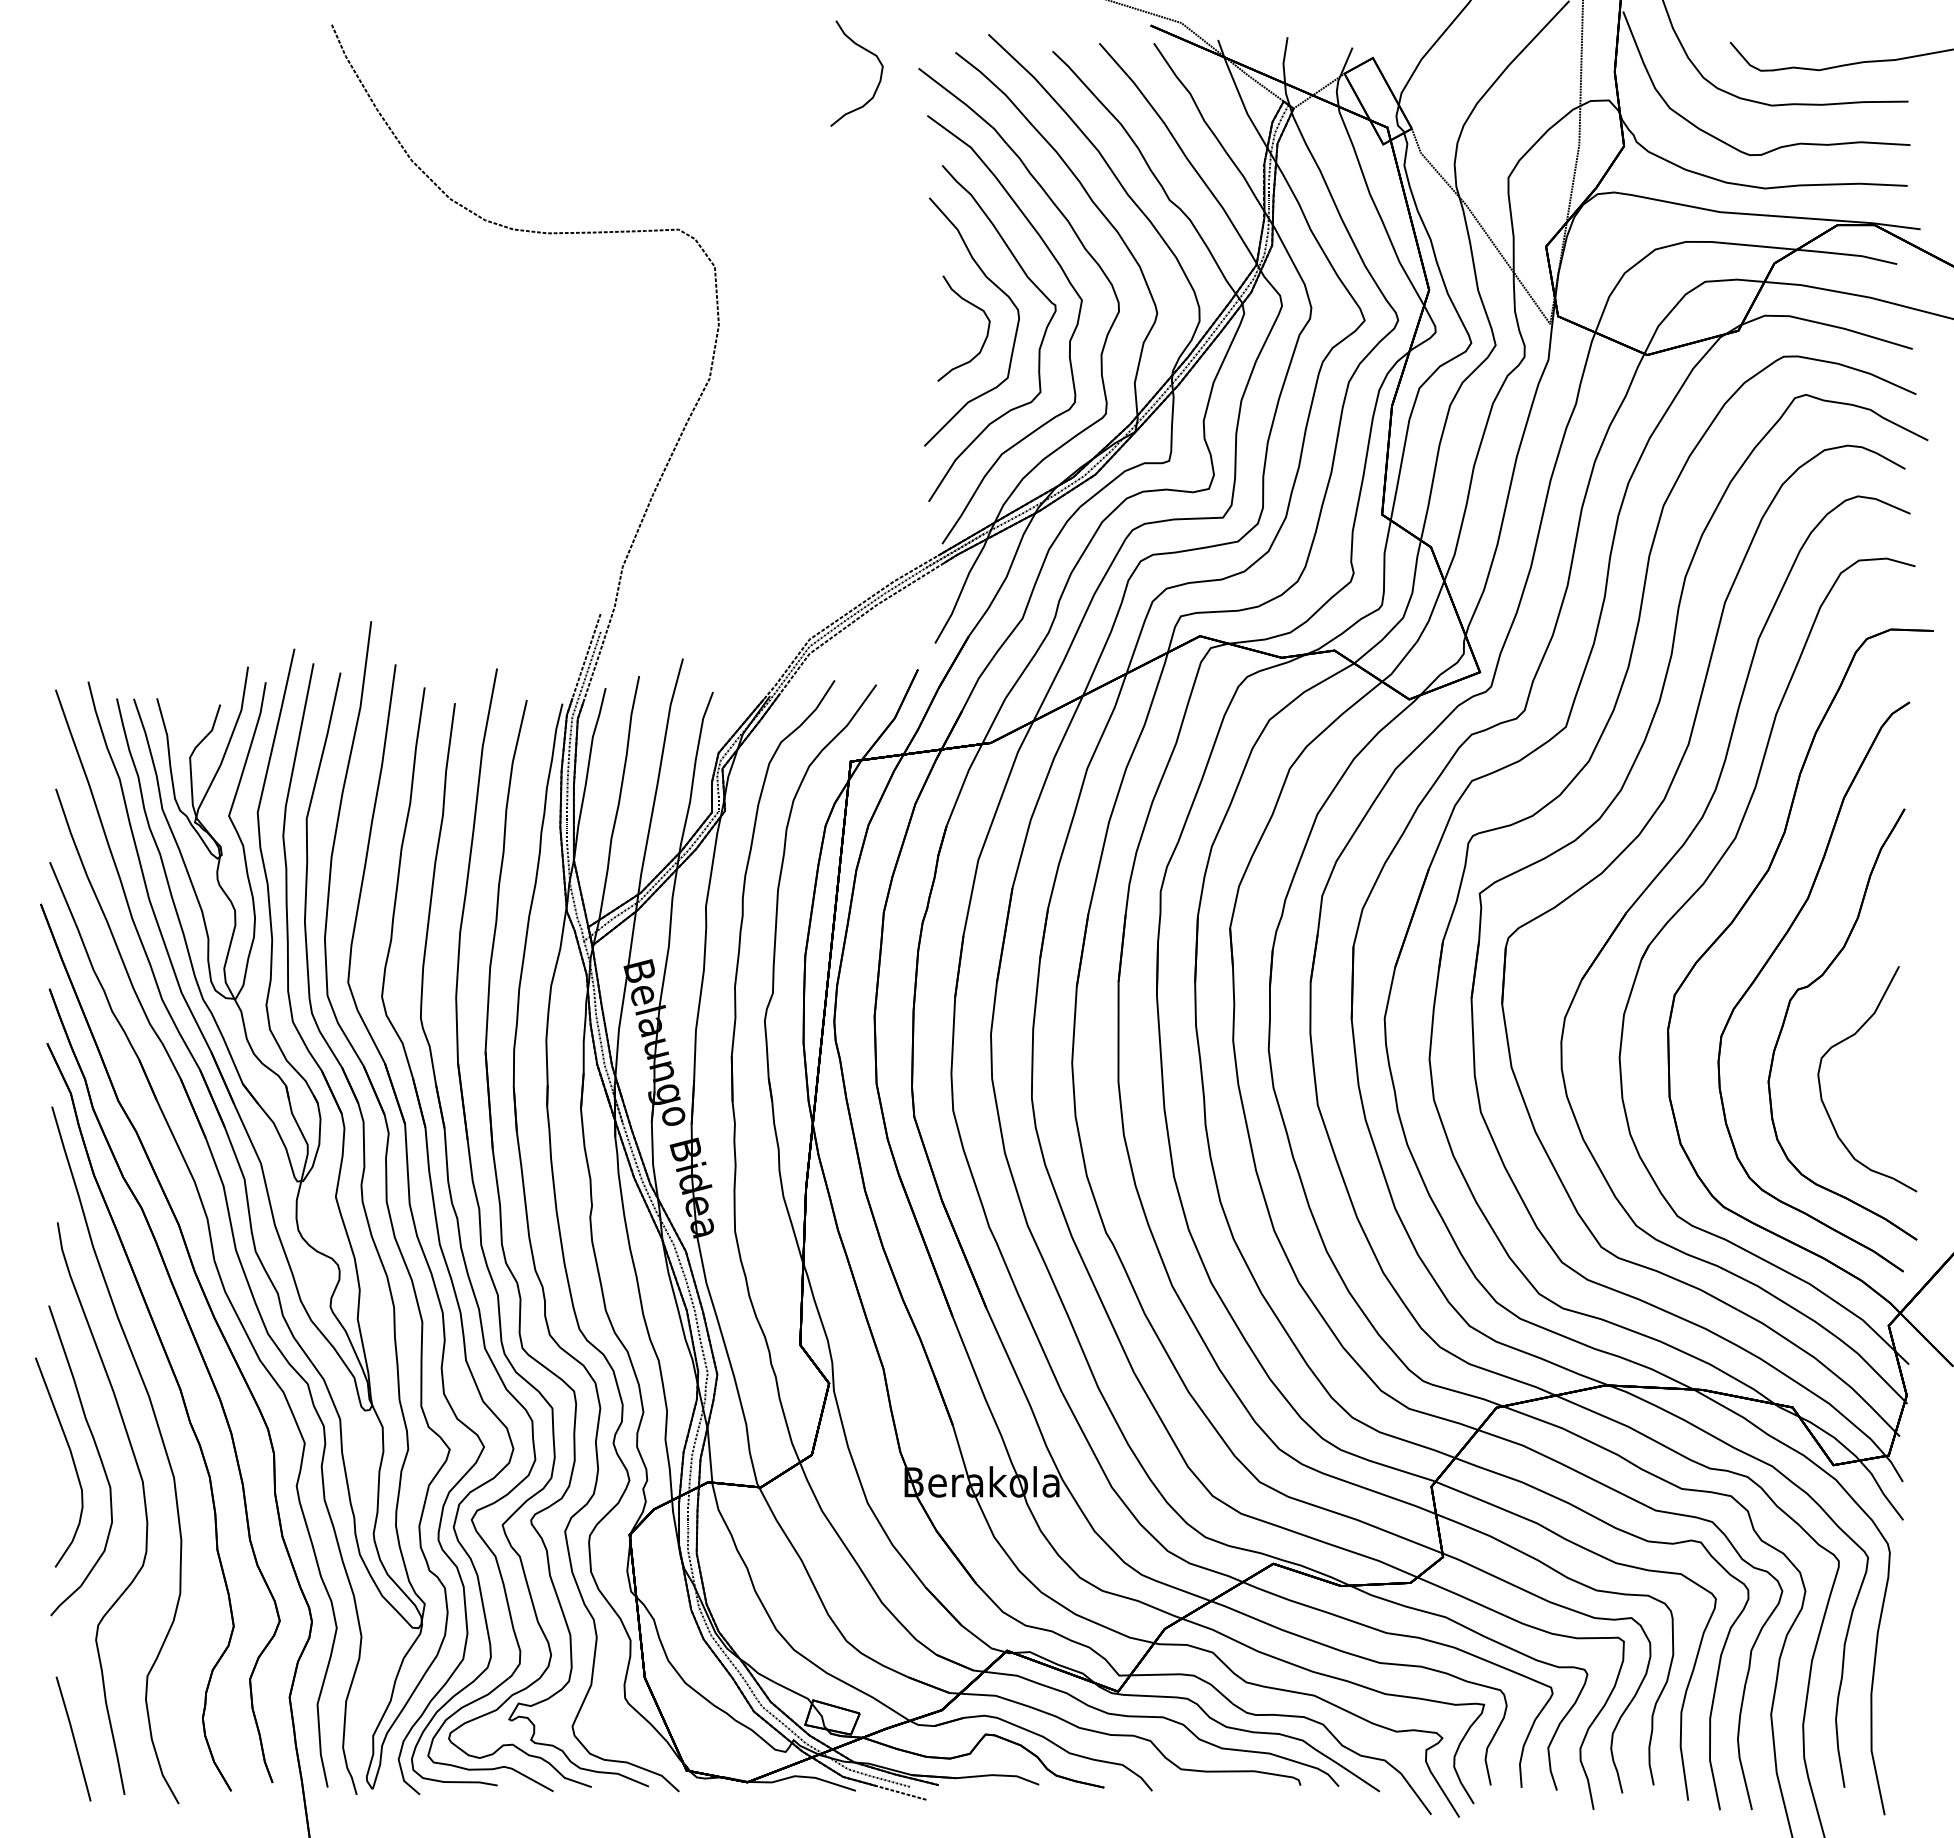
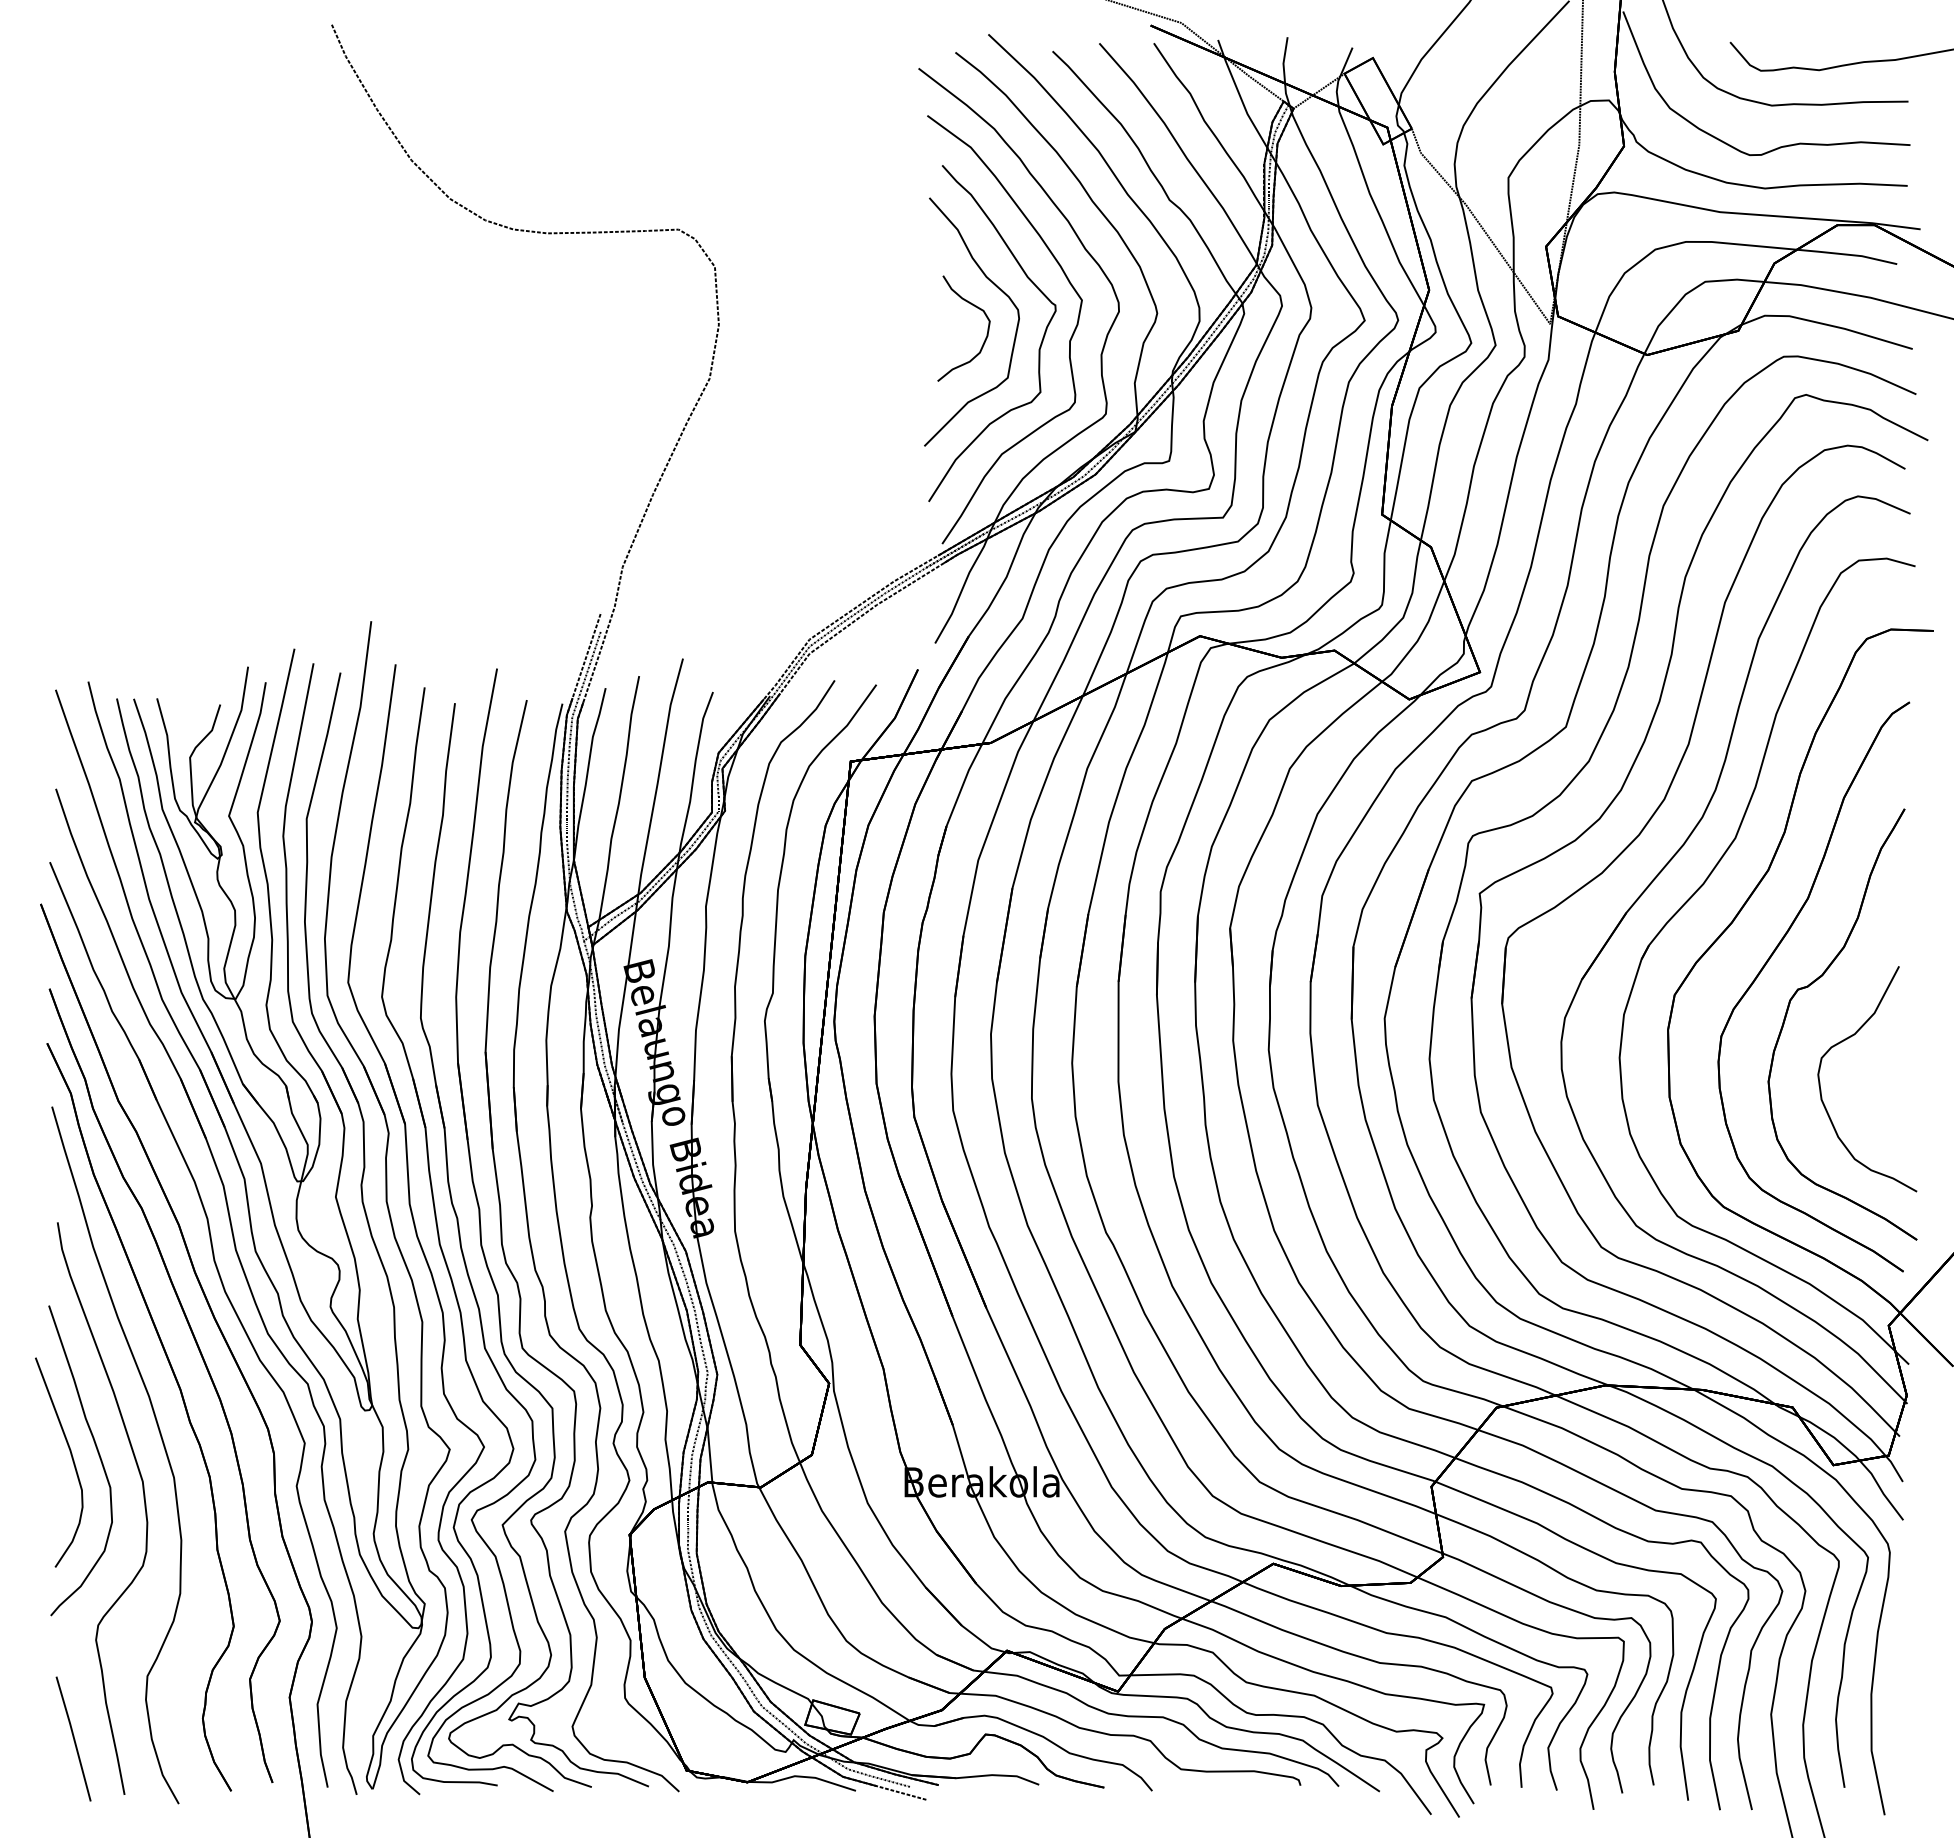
part: present -> none (877, 84)
